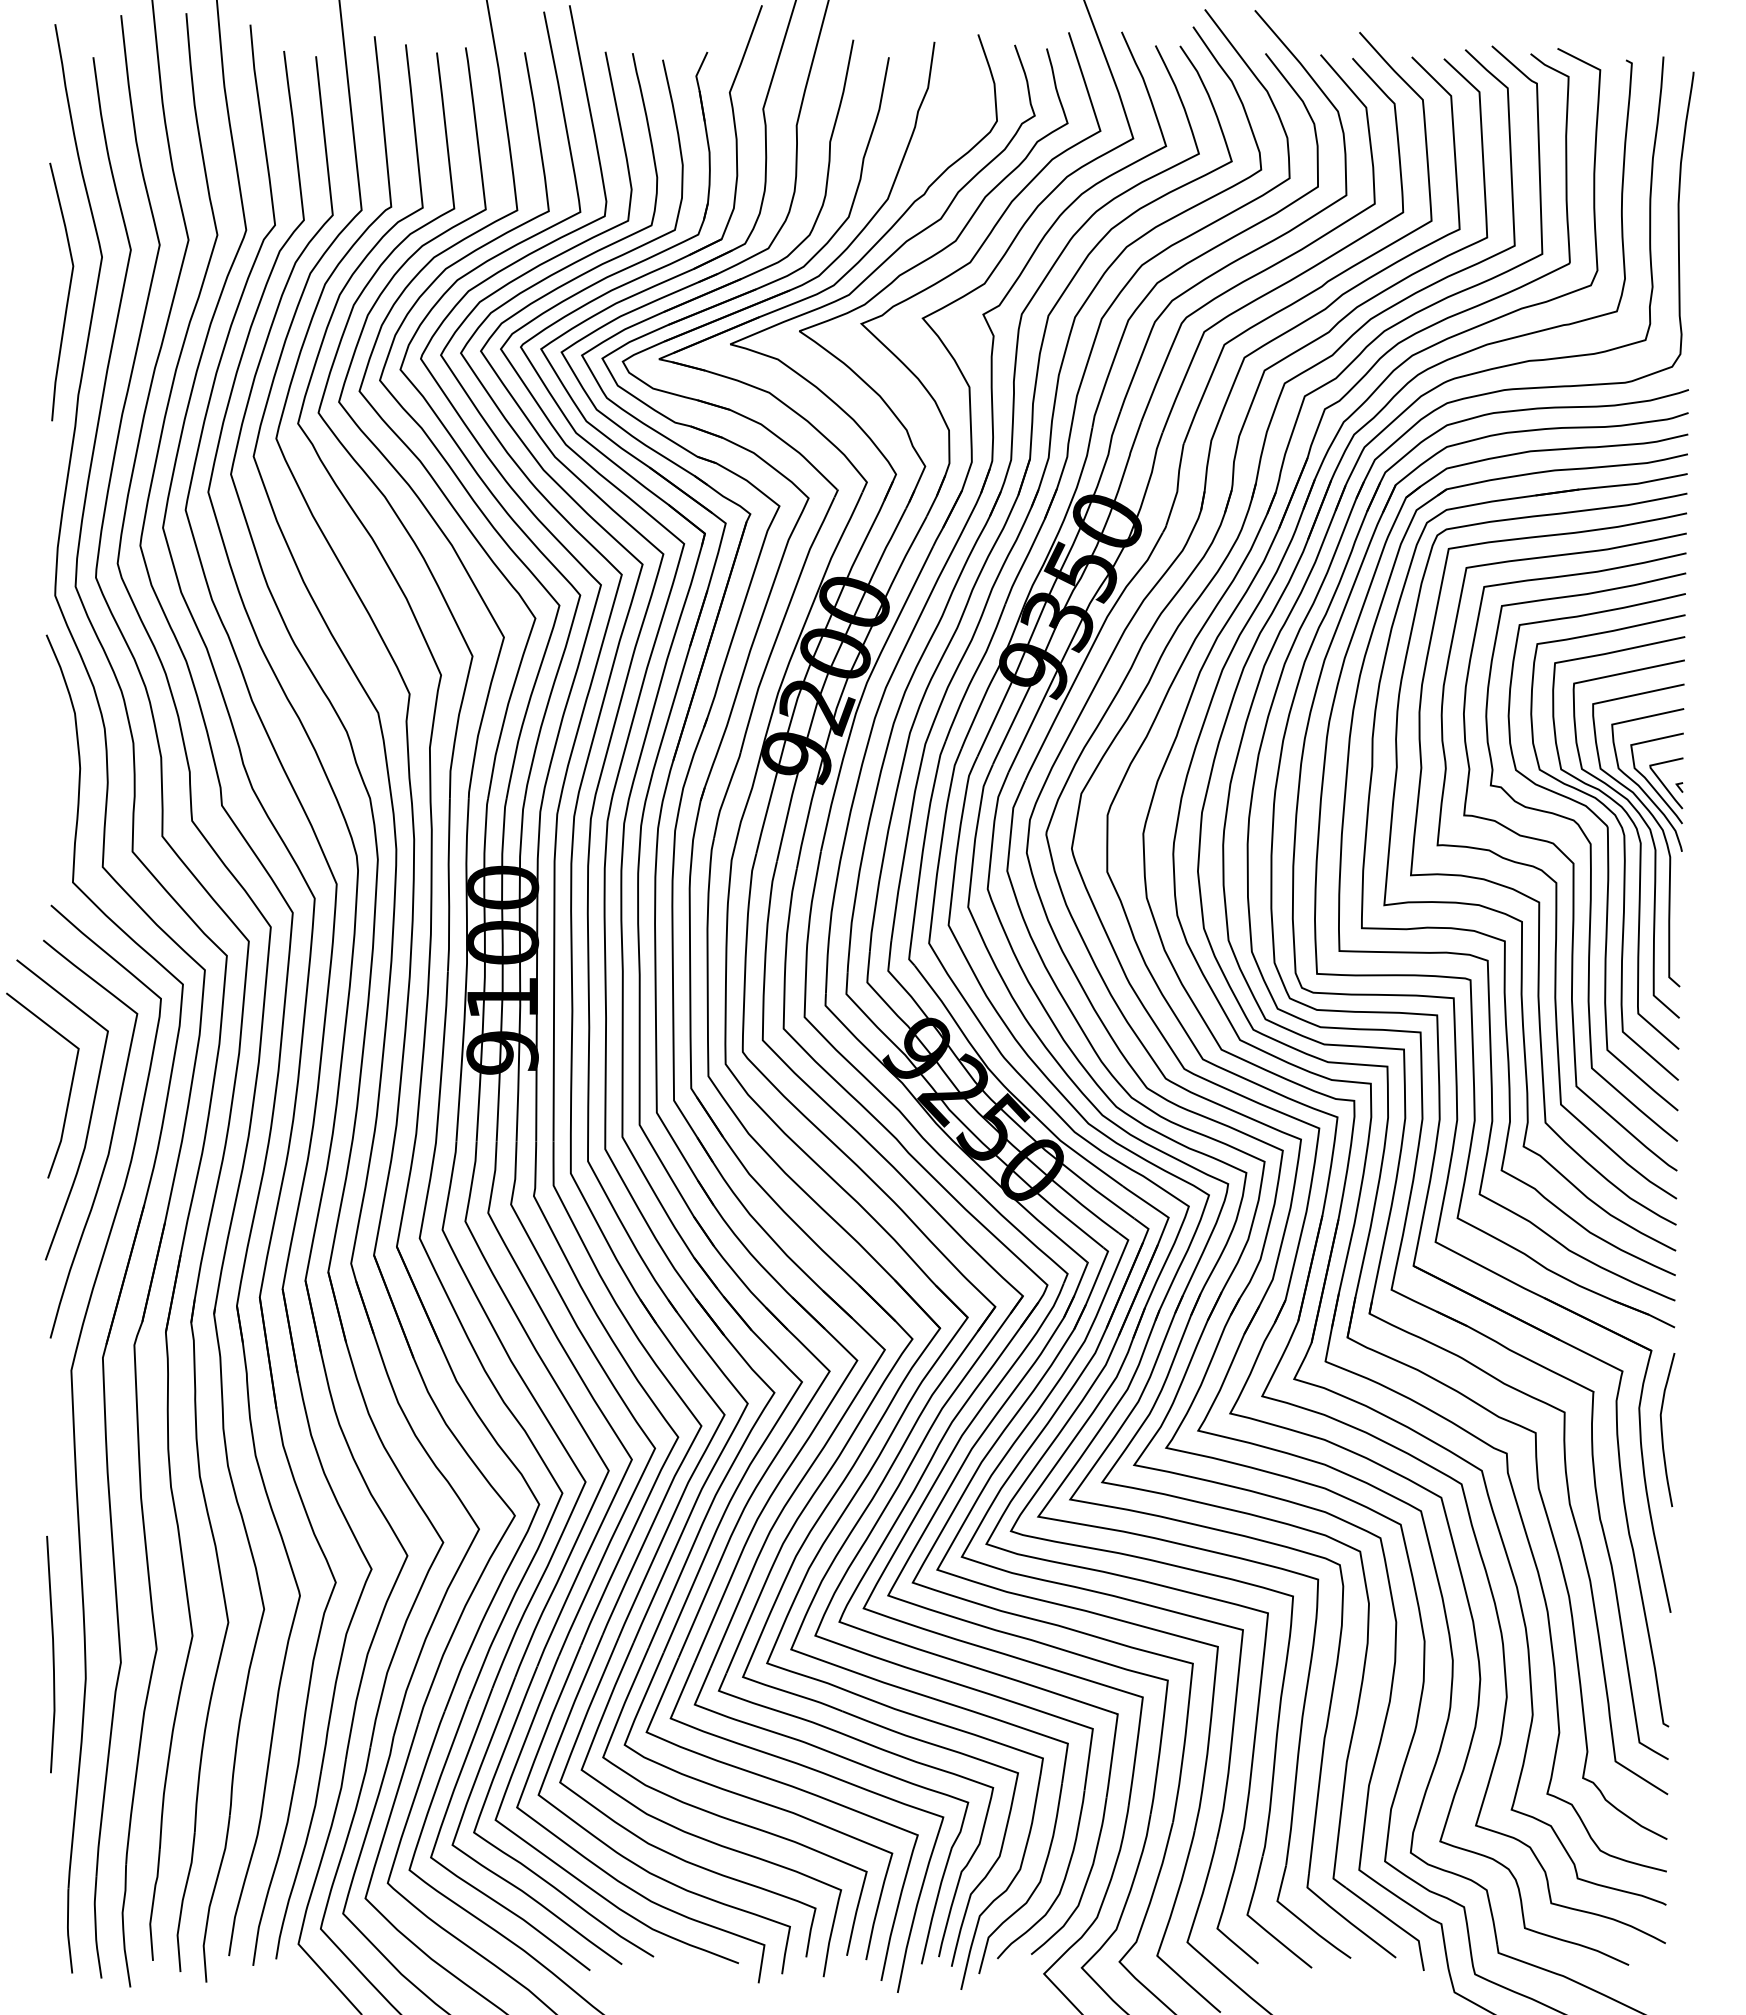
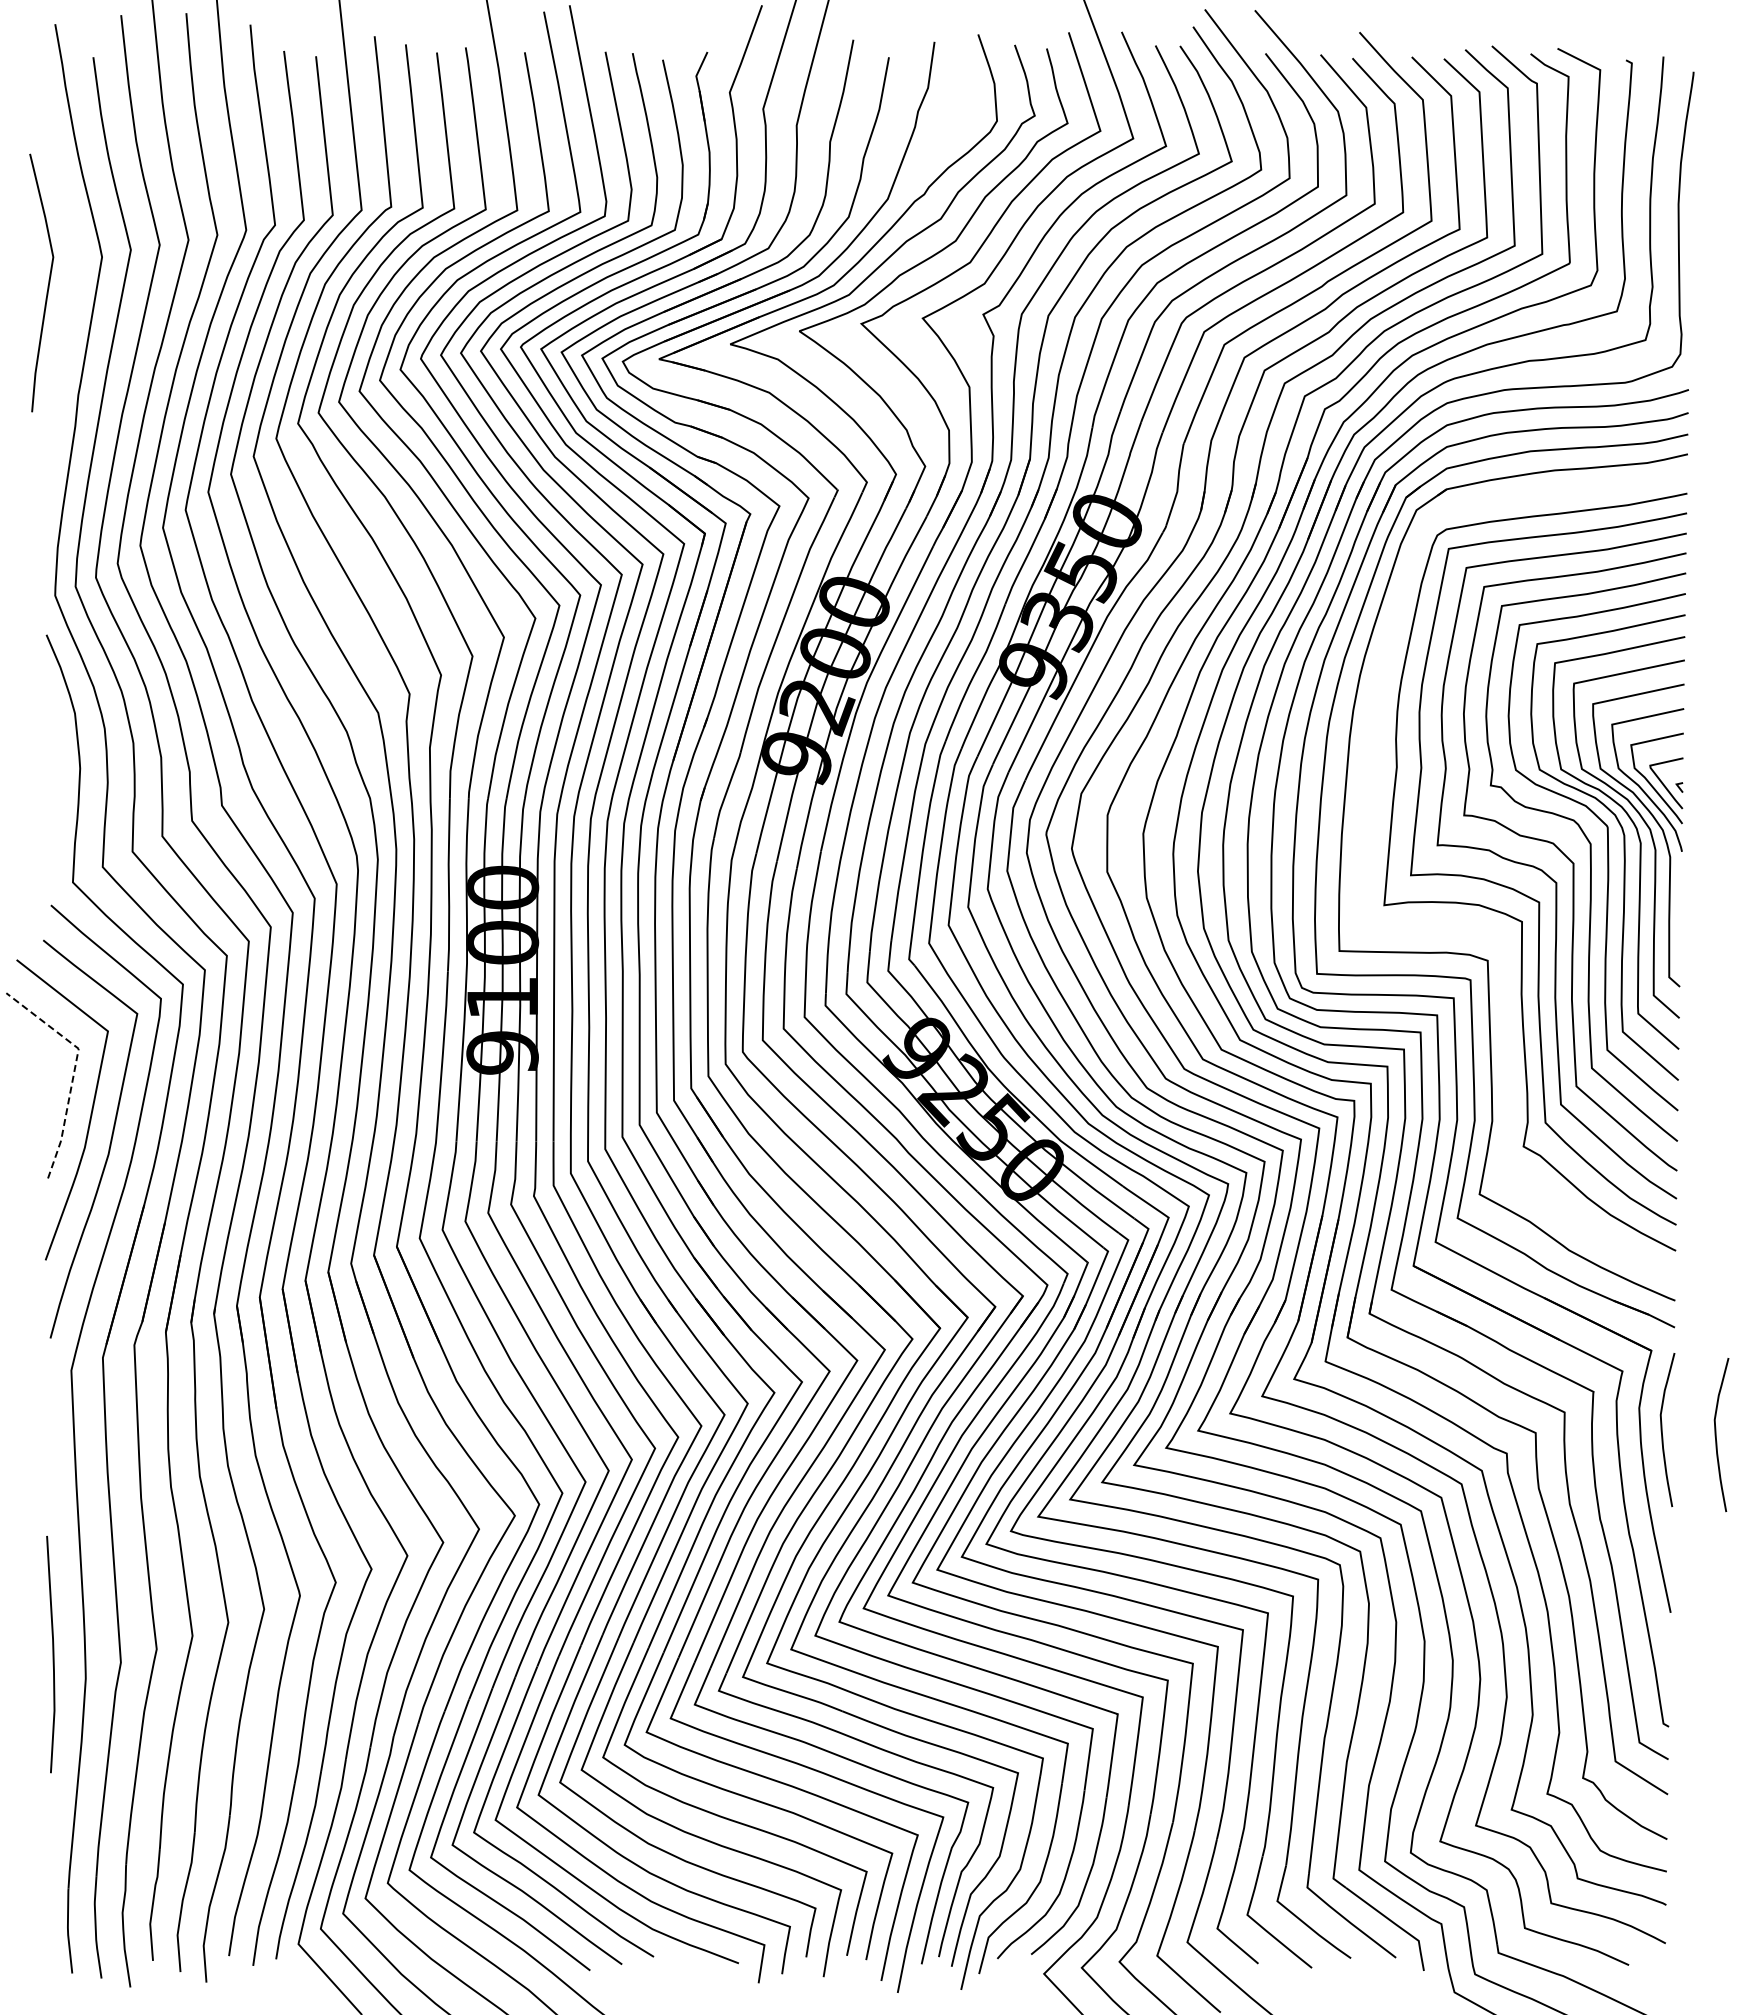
curve position: (67, 294) -> (47, 285) (47, 285)
part: present -> none (1503, 939)
line: solid -> dashed (74, 1069)
curve: none -> present (1716, 1435)
